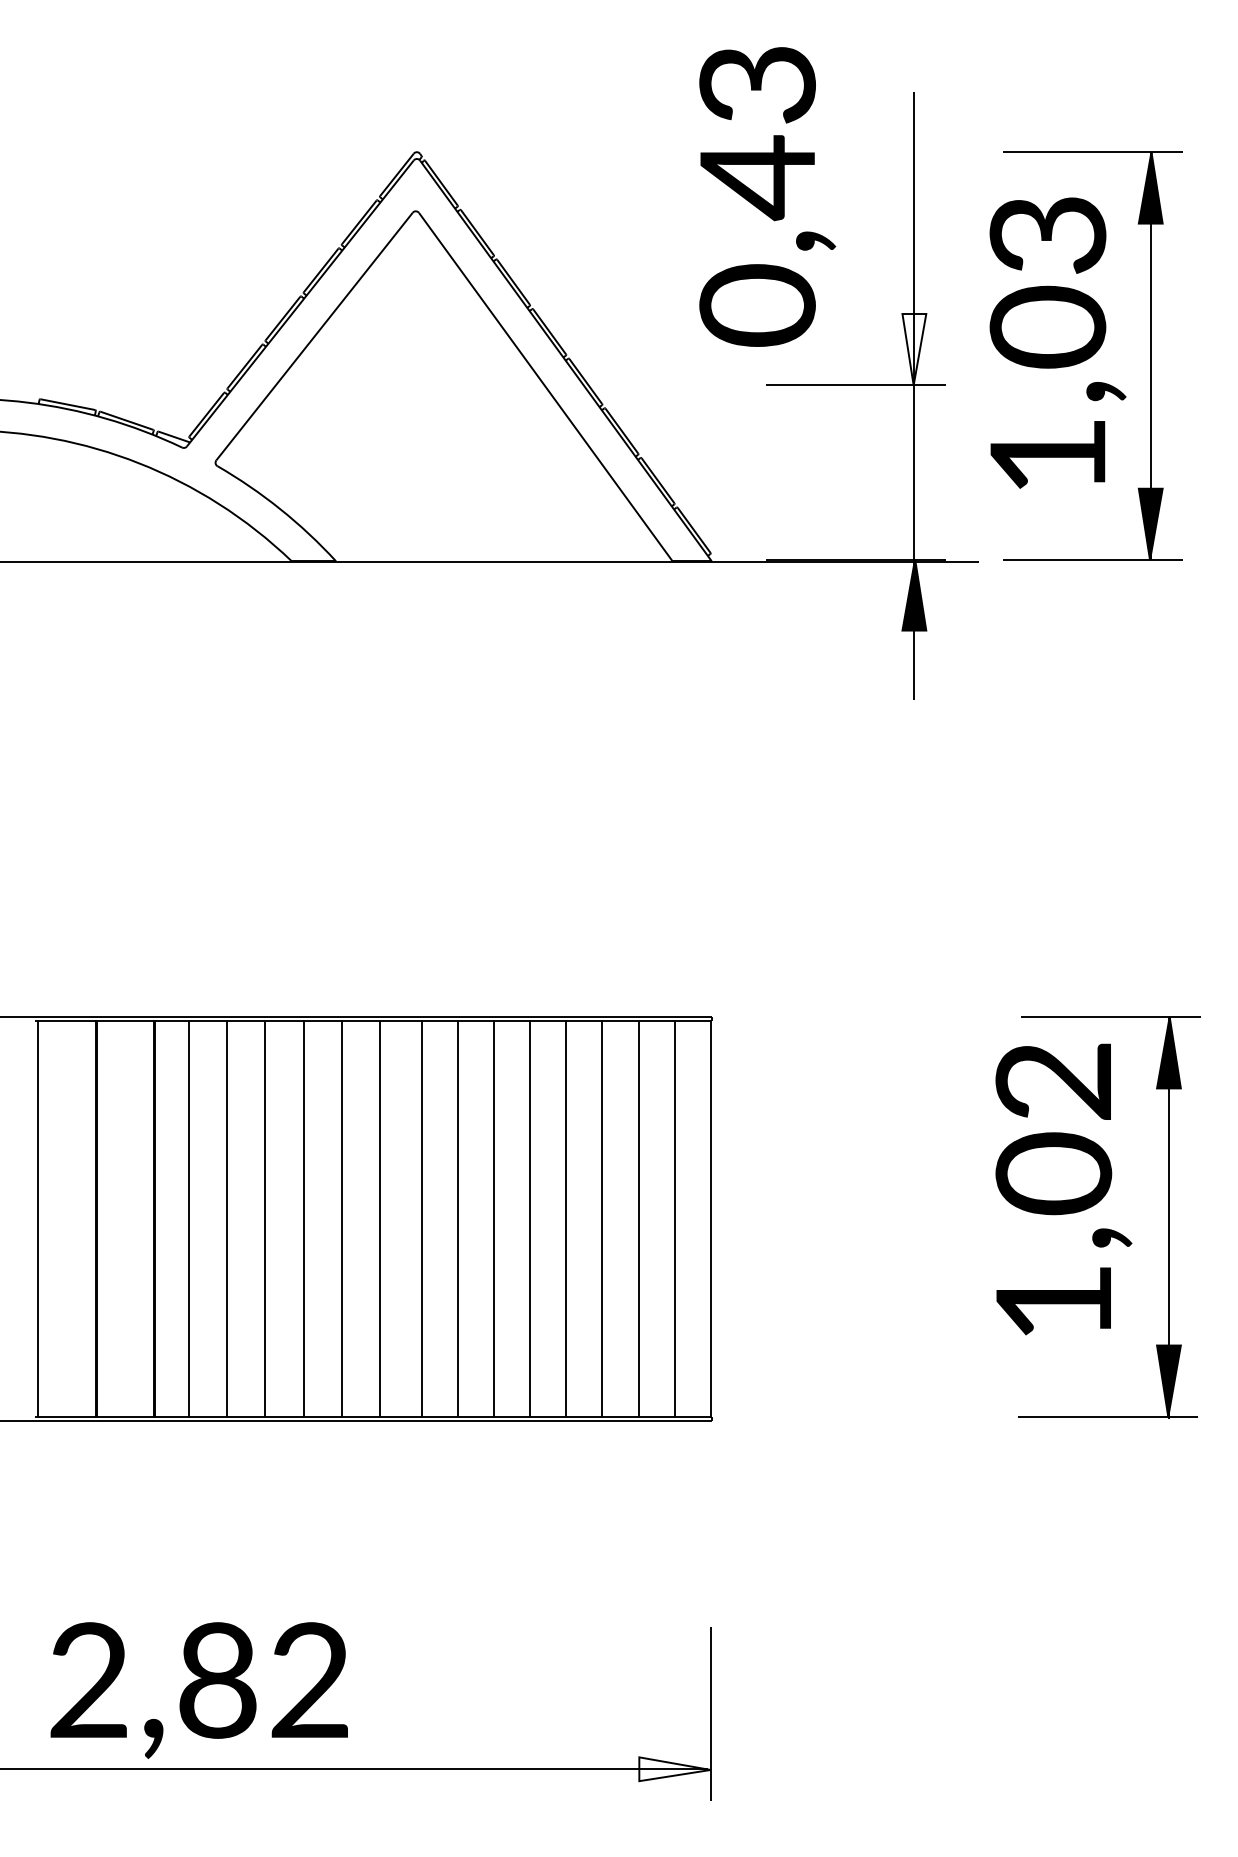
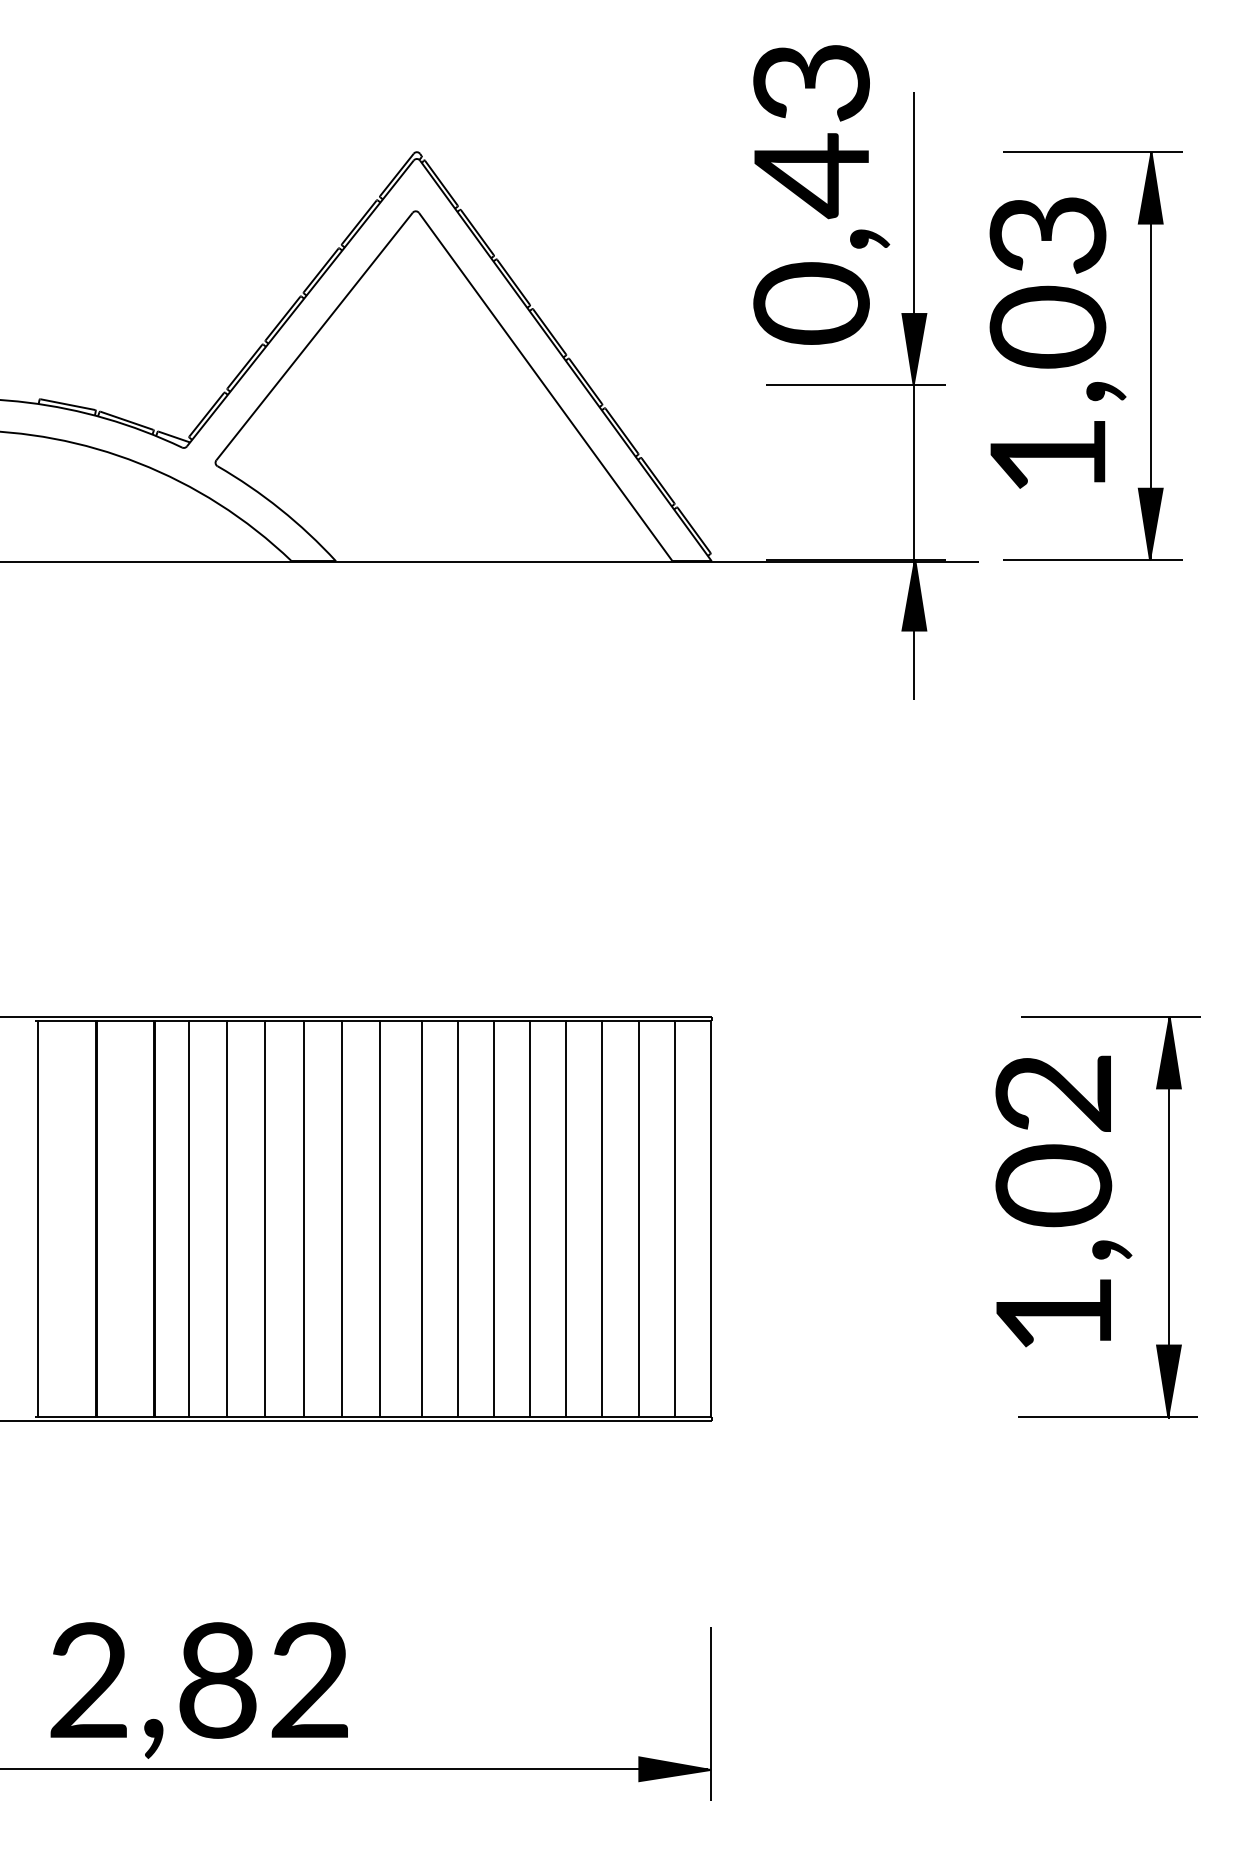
text position: (767, 196) -> (821, 194) (821, 194)
fill: none -> present (914, 349)
text position: (1063, 1189) -> (1063, 1201) (1063, 1201)
fill: none -> present (674, 1769)
